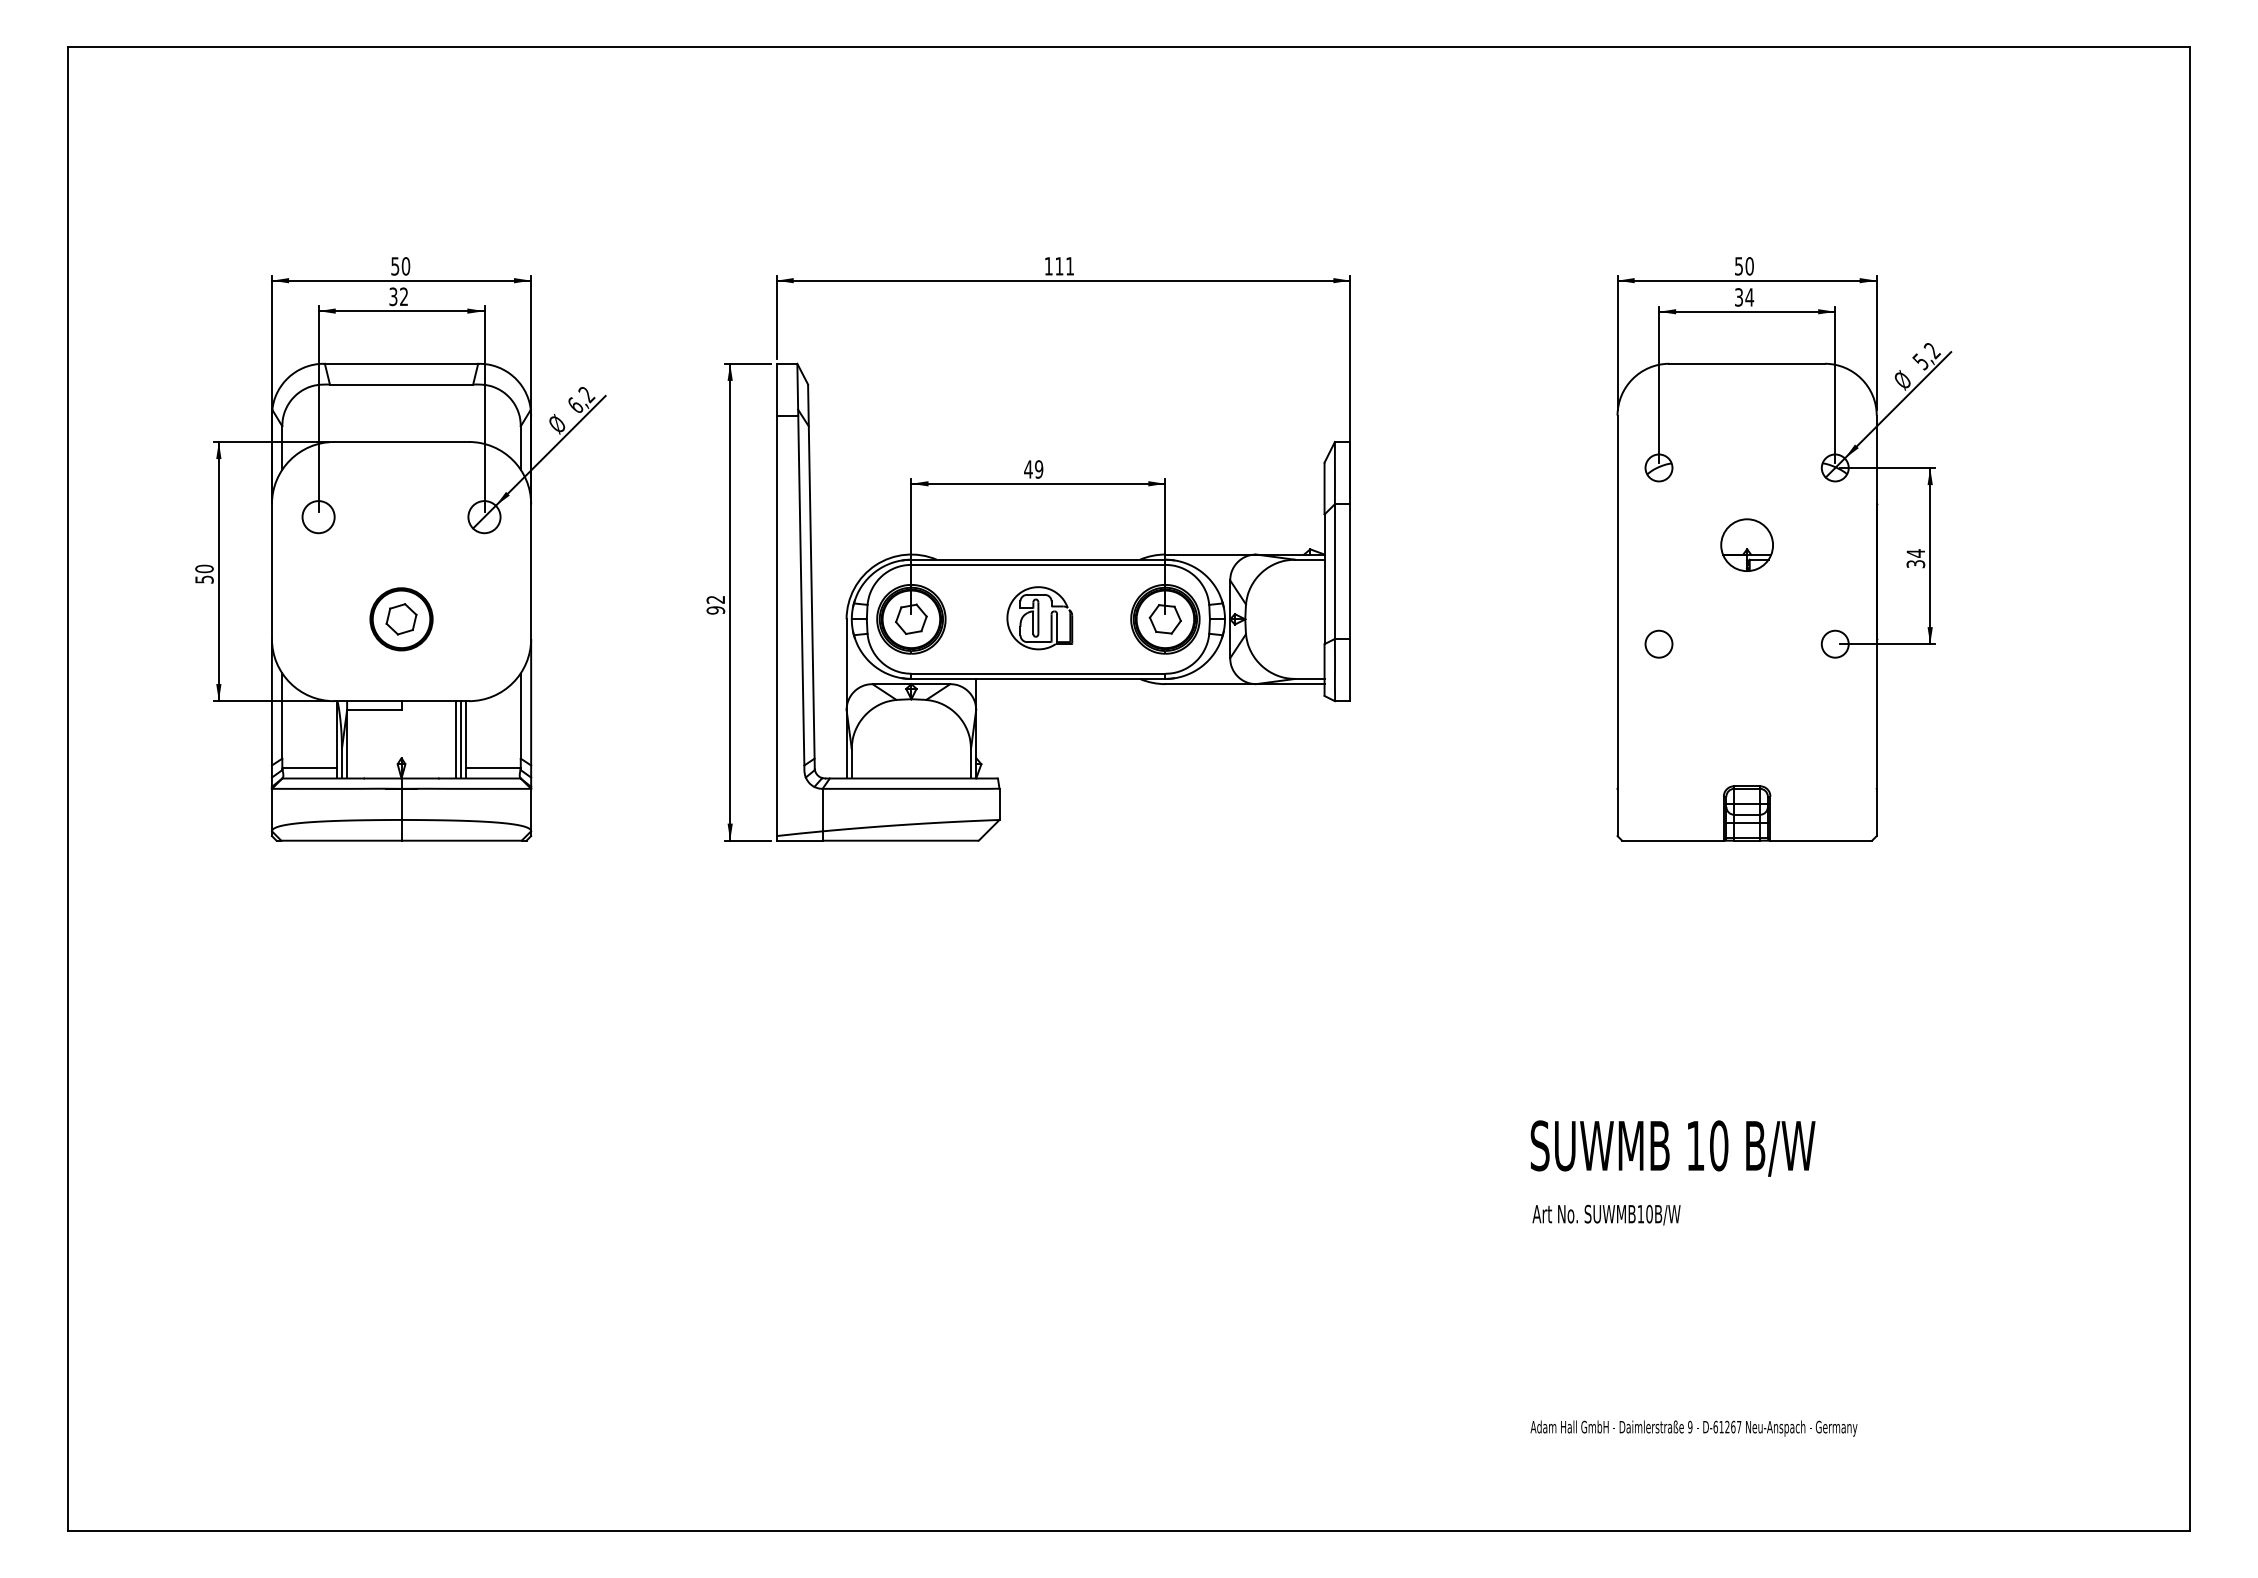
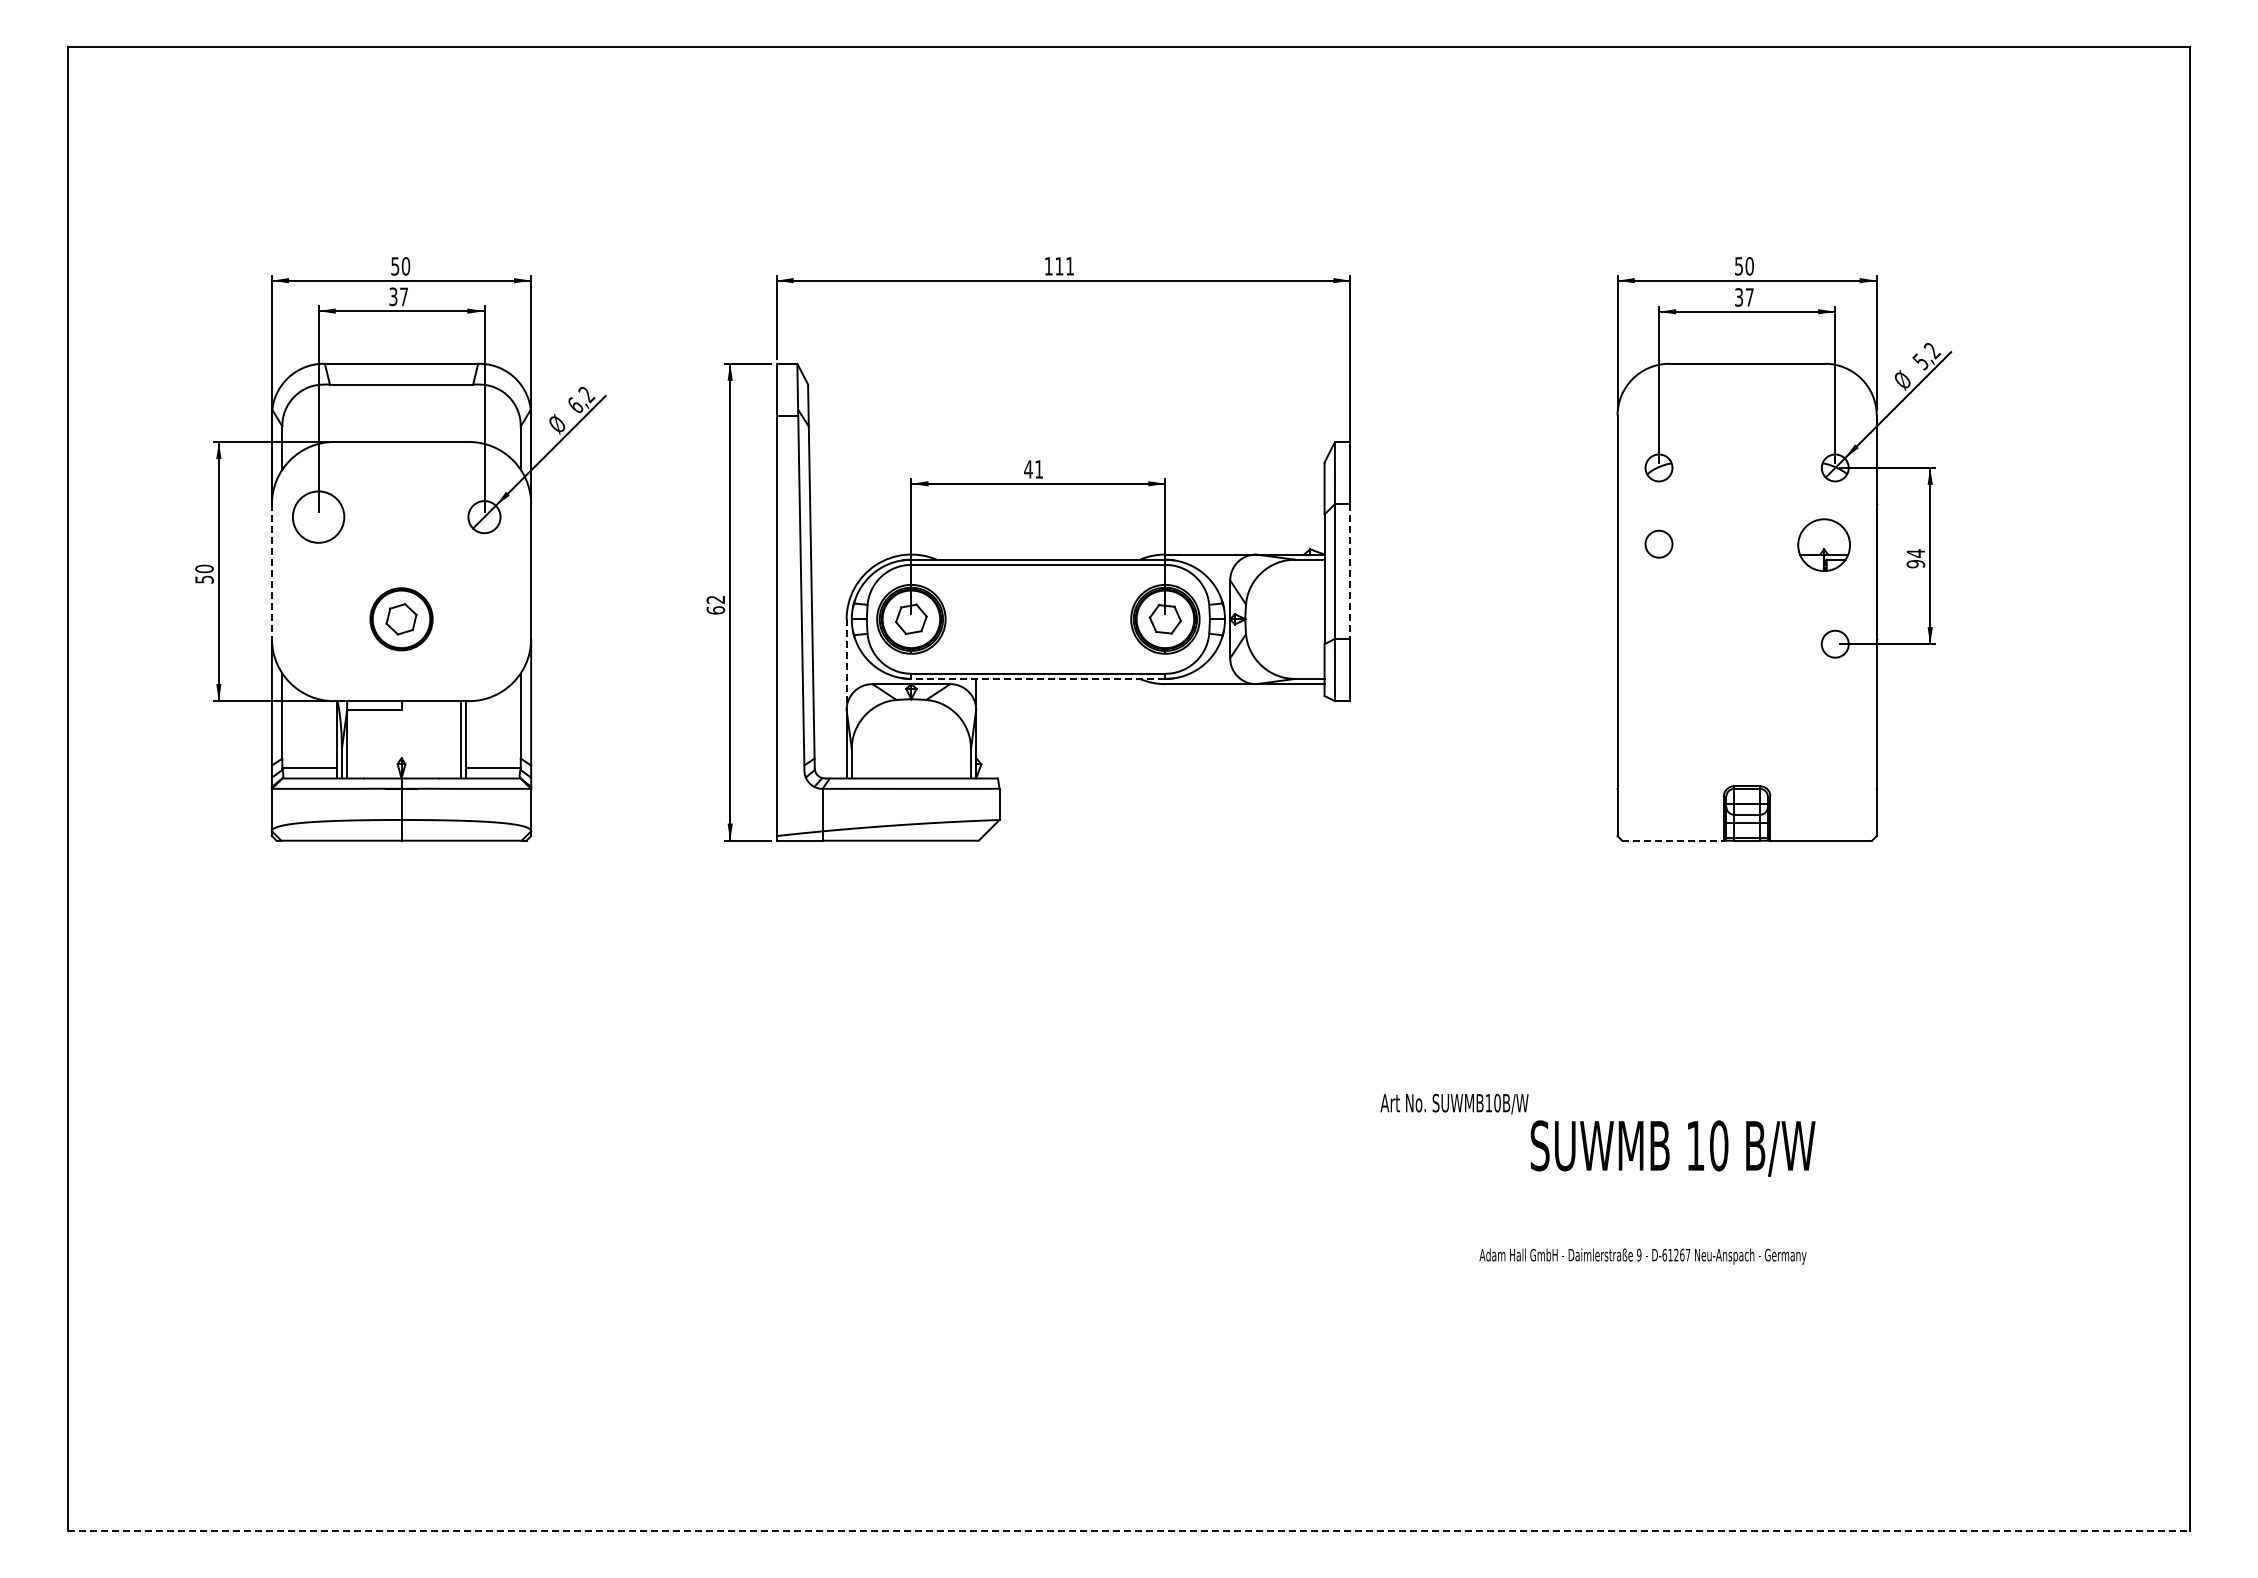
text: 32 -> 37 (403, 296)
text: 34 -> 37 (1749, 297)
text: 49 -> 41 (1039, 469)
circle diameter: 32 px -> 51 px (318, 516)
part position: (1746, 544) -> (1823, 544) (1823, 544)
text: 34 -> 94 (1915, 564)
line: solid -> dashed (271, 572)
line: solid -> dashed (1350, 572)
text: 92 -> 62 (715, 610)
part: present -> none (1039, 618)
circle position: (1658, 643) -> (1658, 543) (1658, 543)
line: solid -> dashed (846, 665)
line: solid -> dashed (1037, 678)
line: present -> none (455, 739)
line: solid -> dashed (1672, 840)
text position: (1606, 1214) -> (1454, 1103) (1454, 1103)
text position: (1693, 1428) -> (1642, 1256) (1642, 1256)
line: solid -> dashed (1129, 1530)
